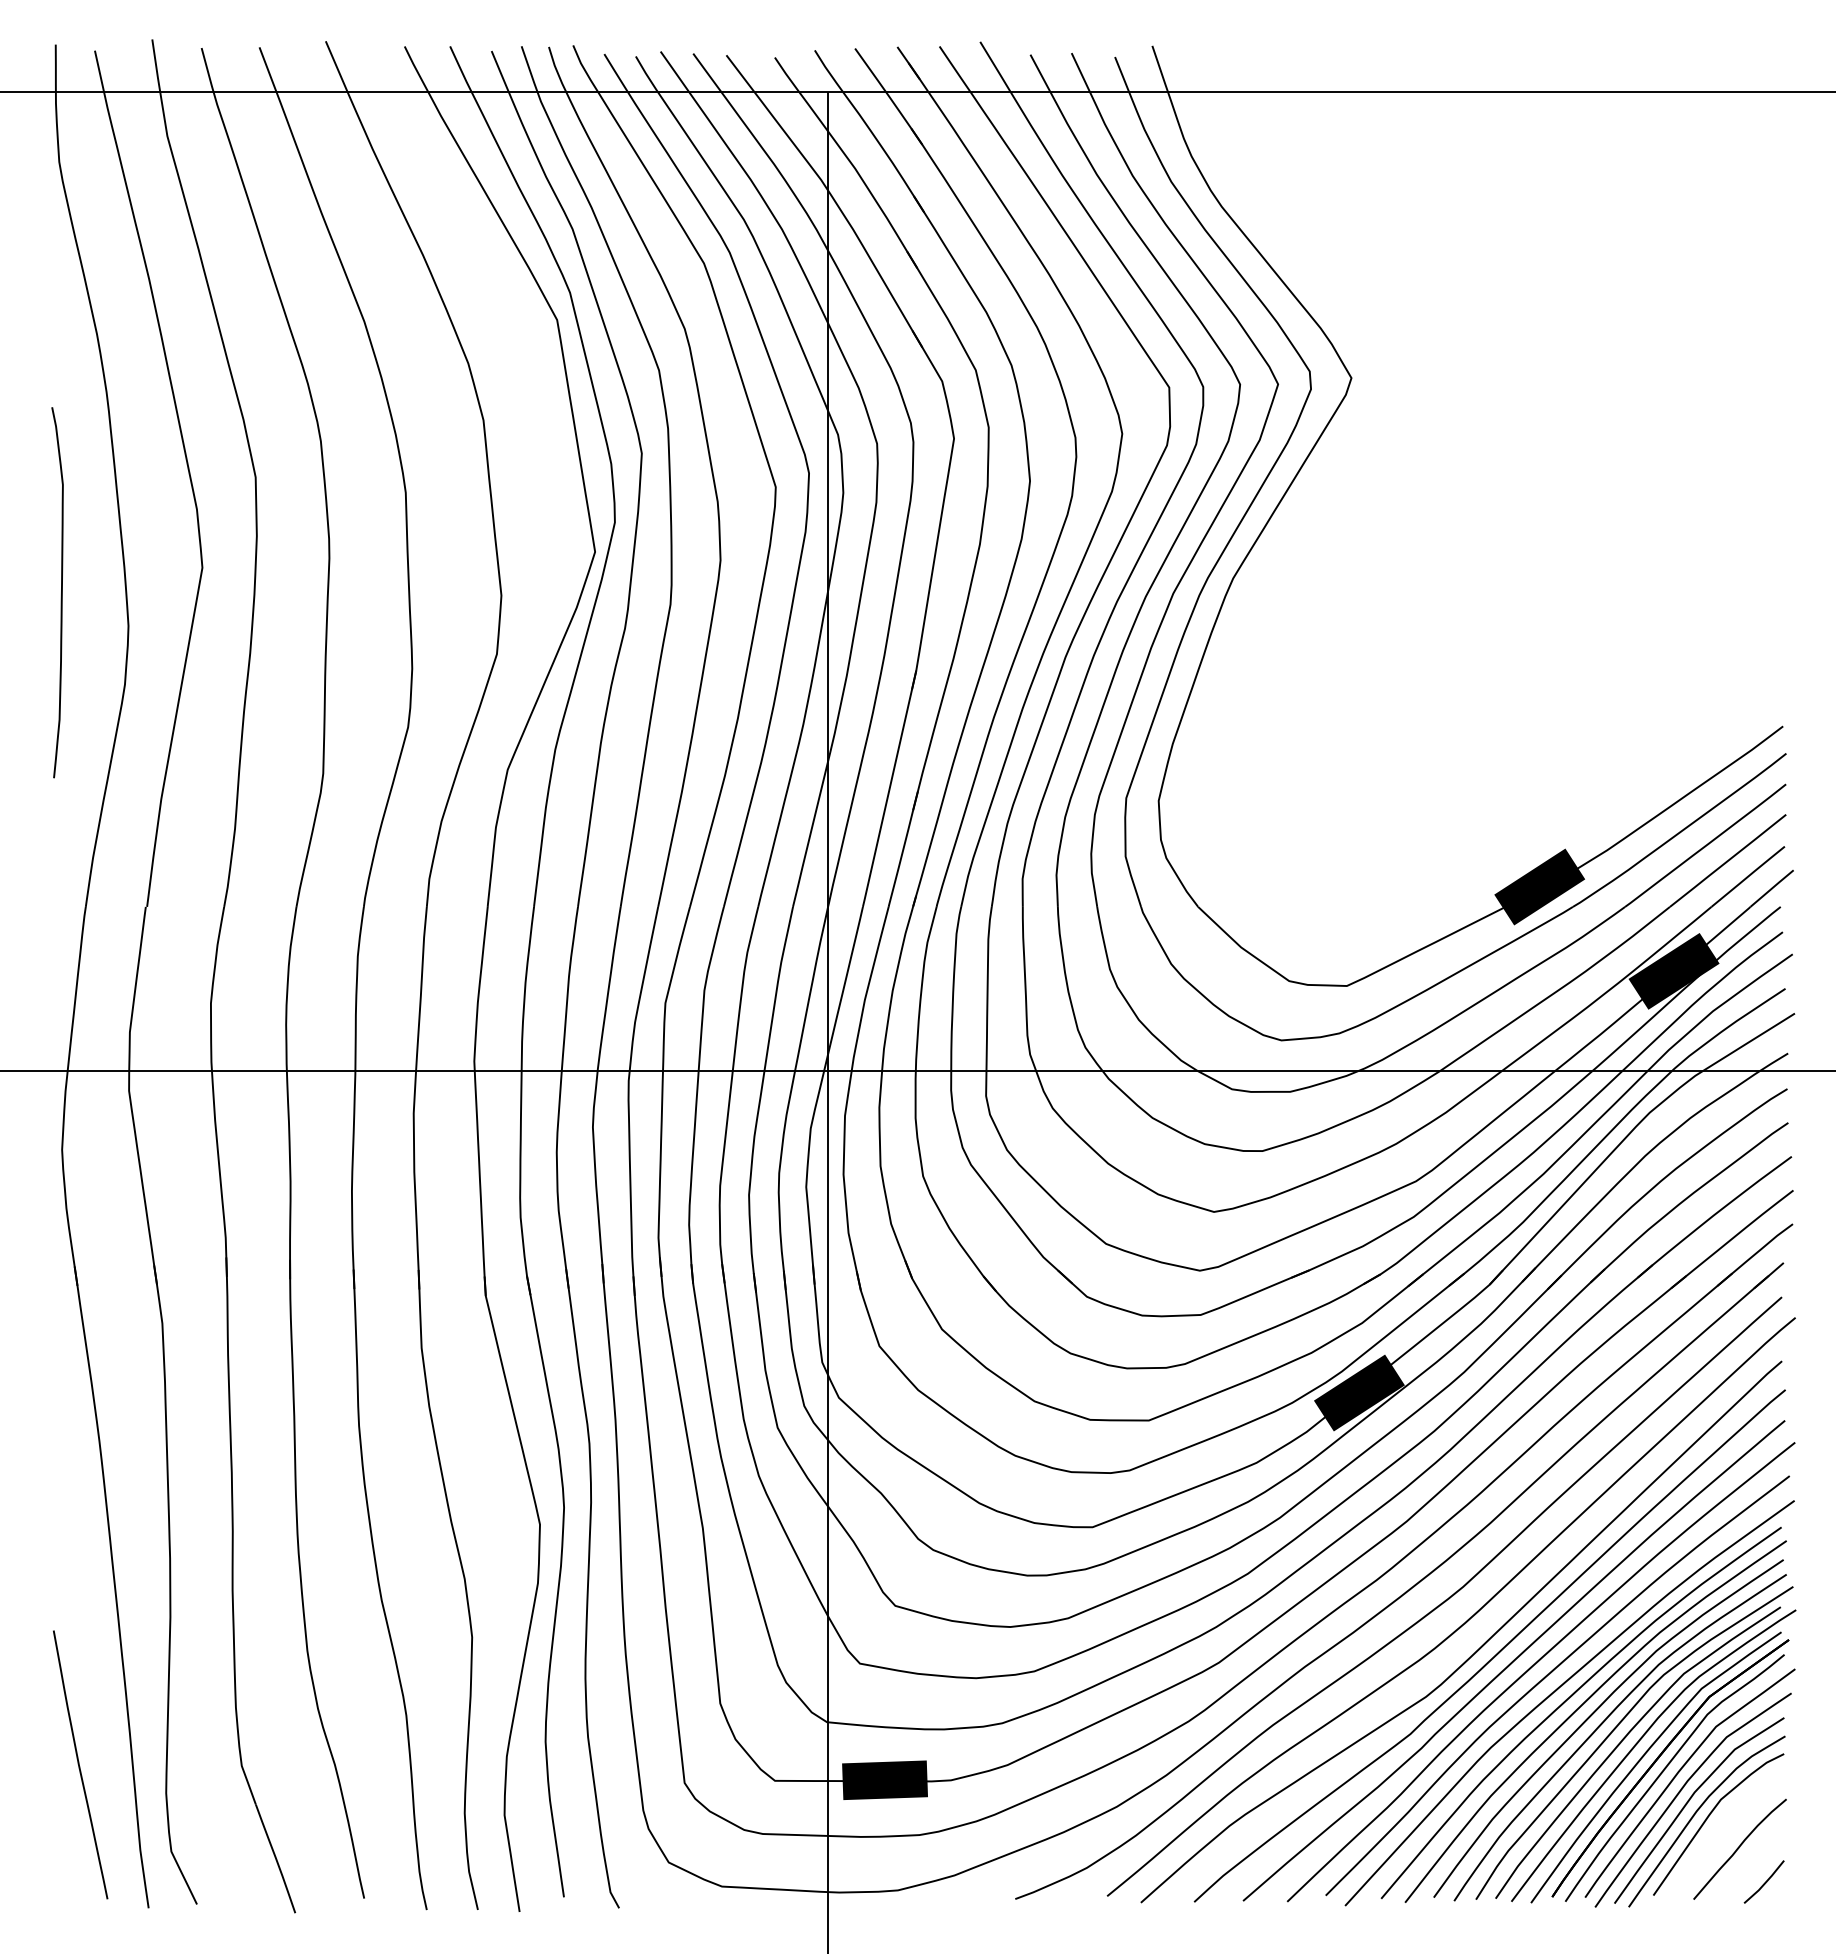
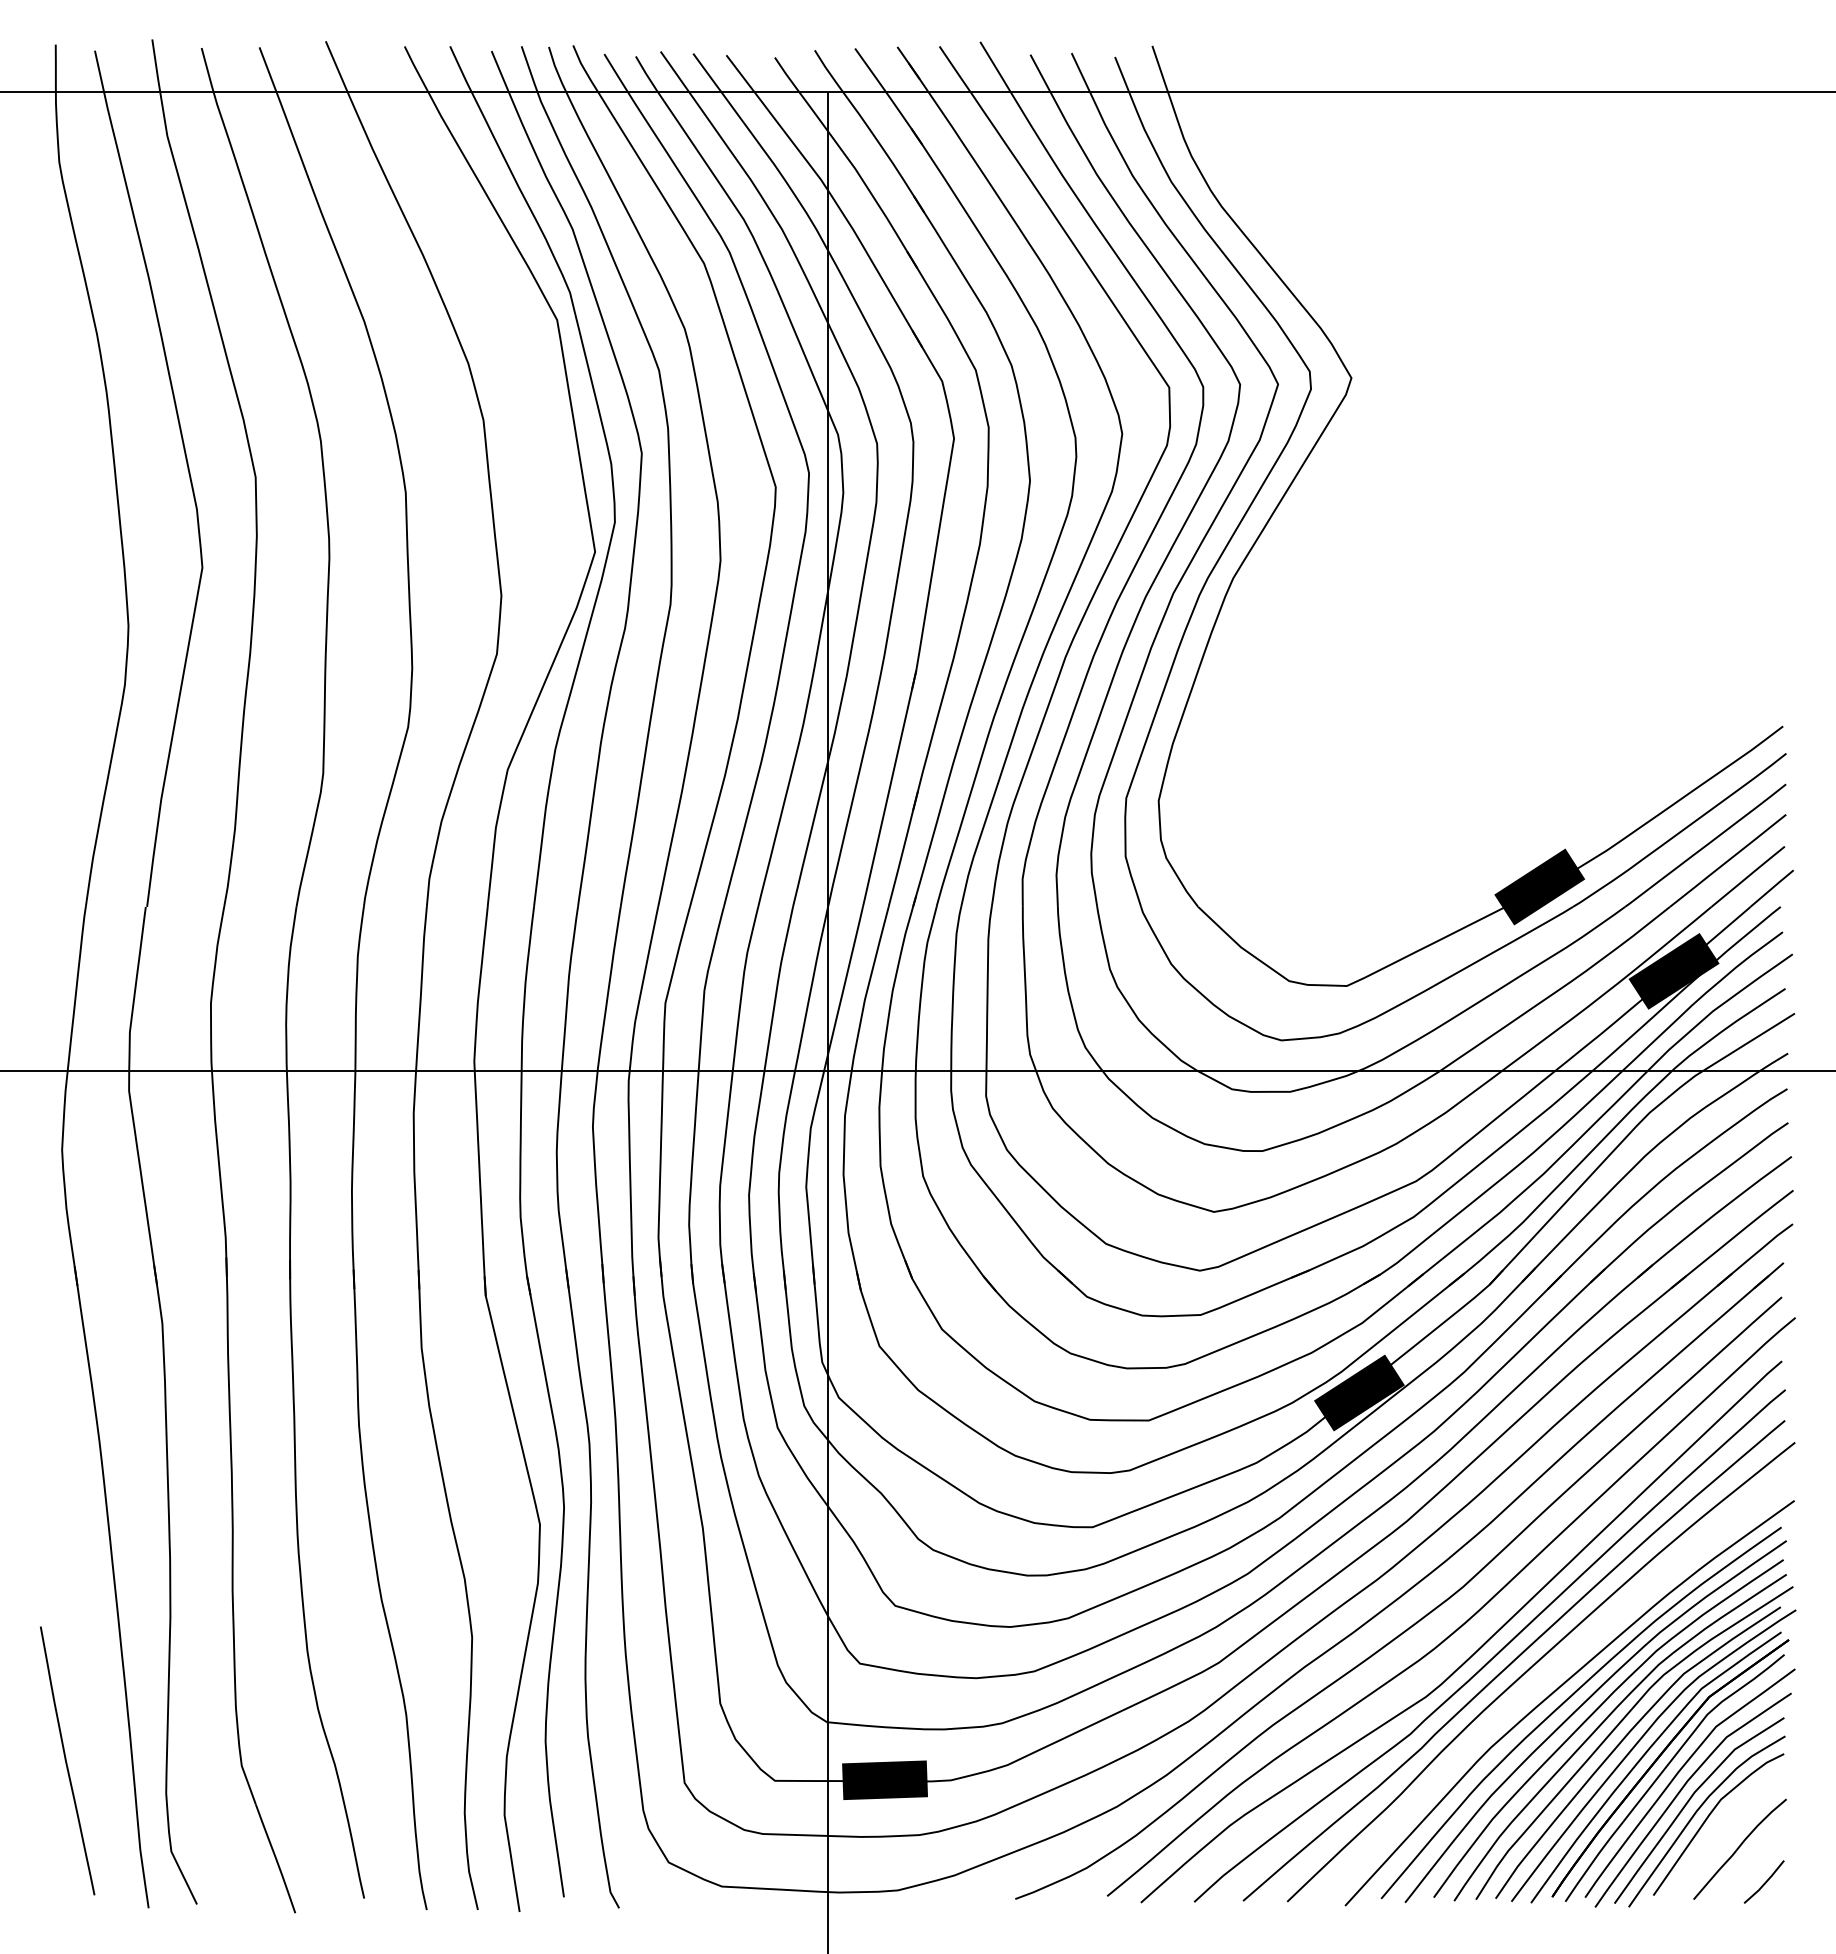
curve: present -> none (61, 592)
curve: present -> none (1551, 1673)
curve position: (79, 1764) -> (66, 1760) (66, 1760)
